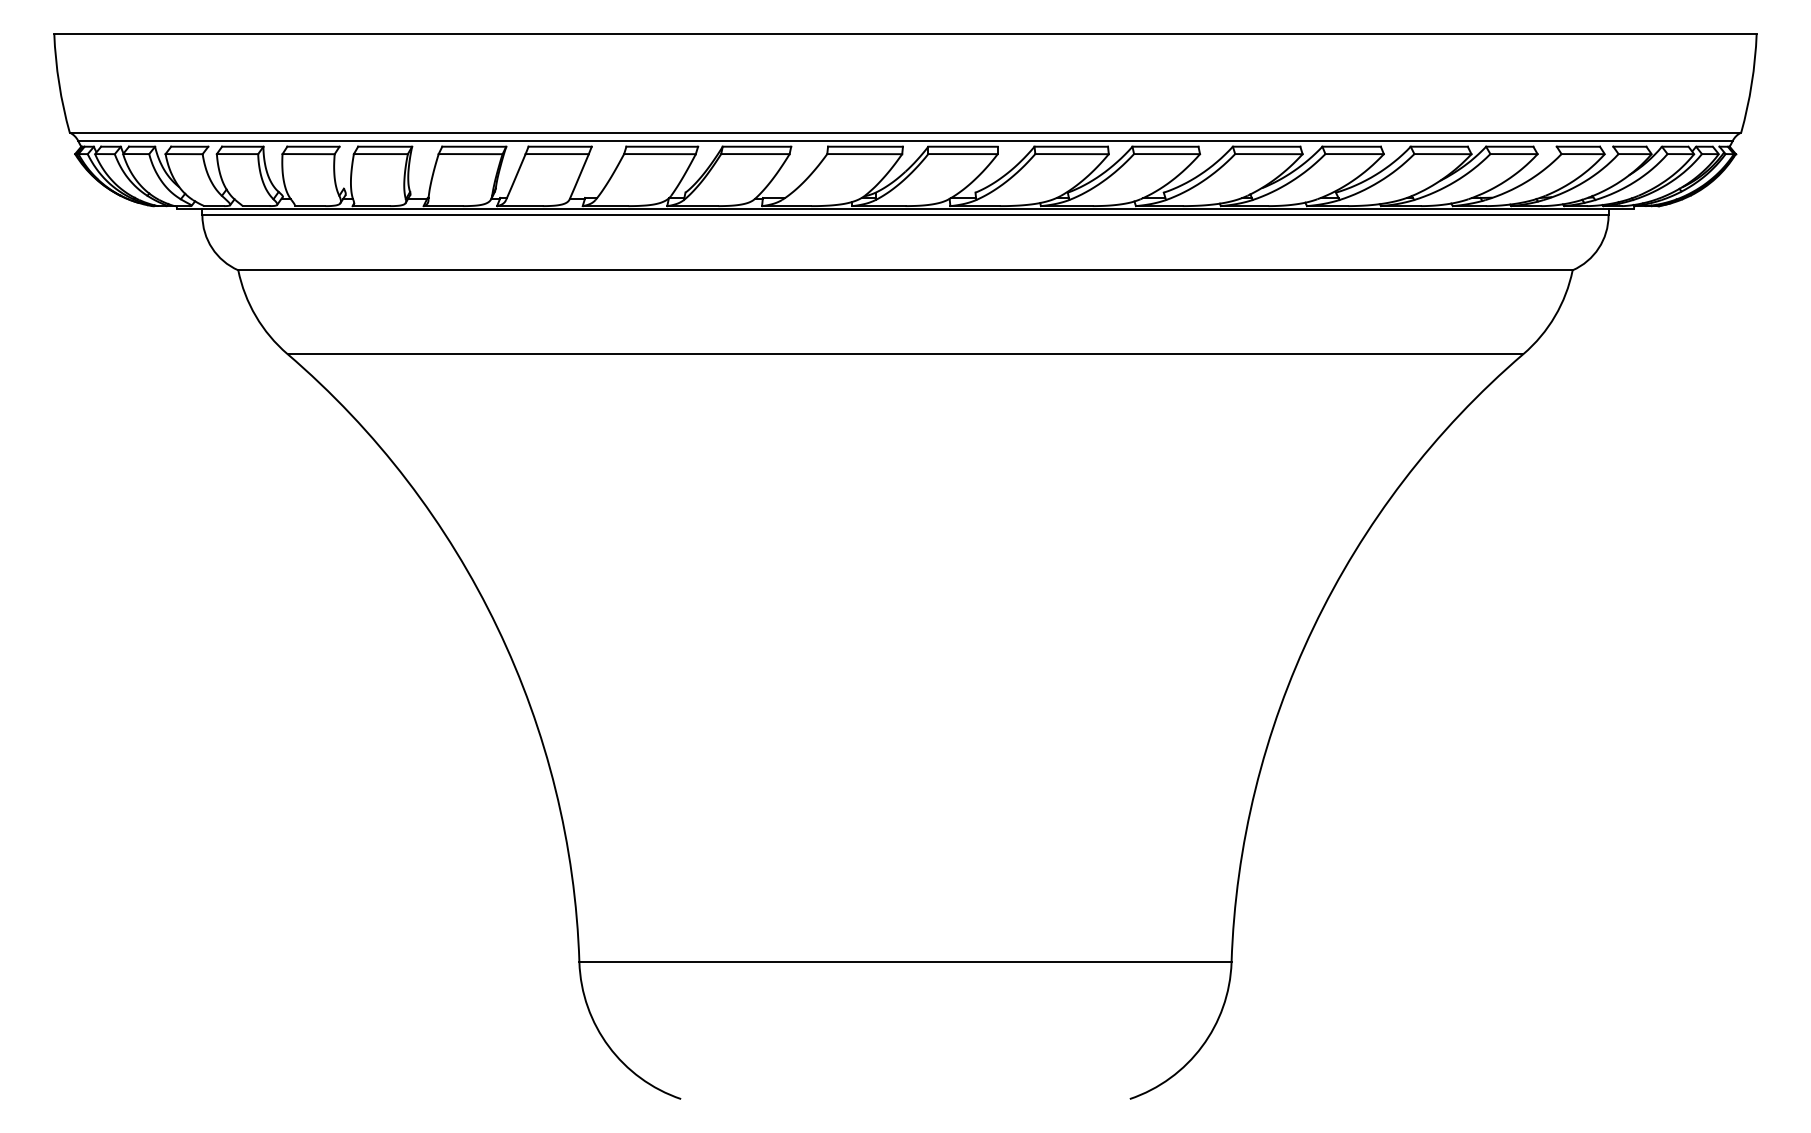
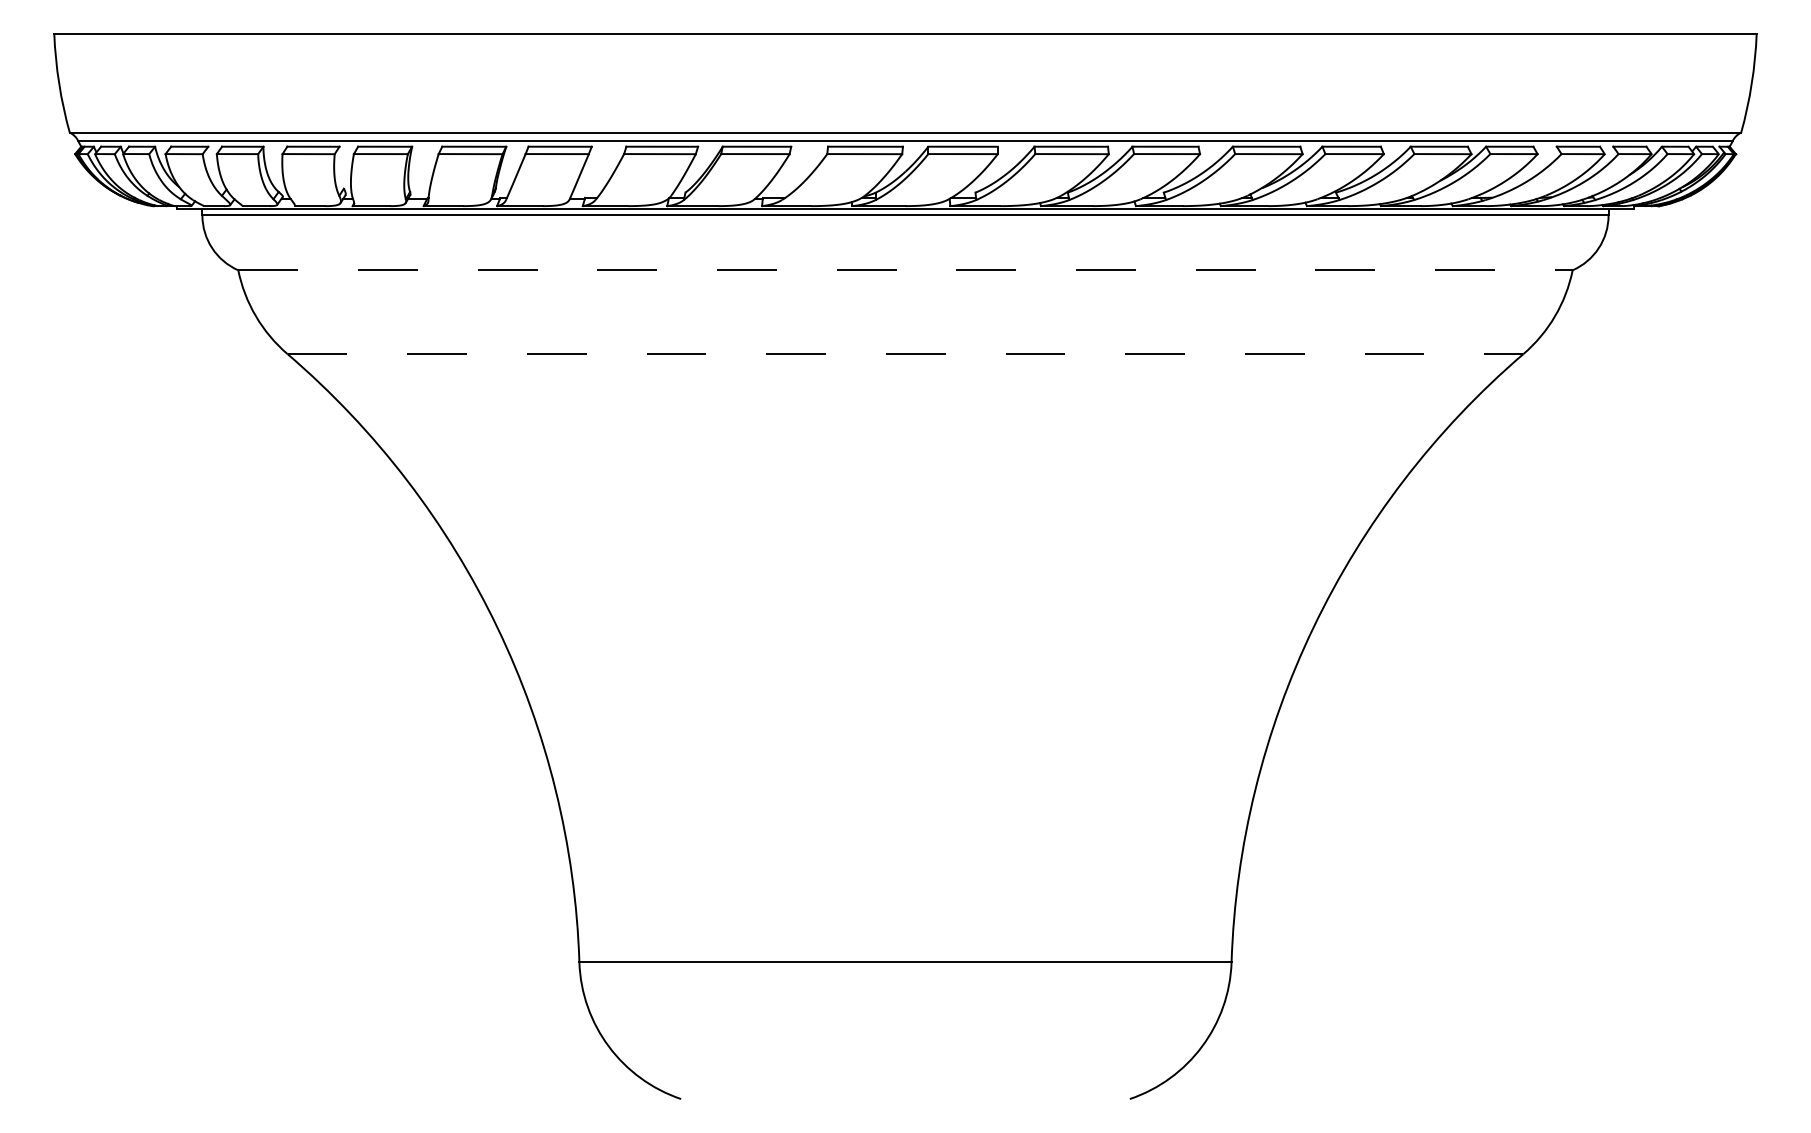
line: solid -> dashed (905, 270)
line: solid -> dashed (905, 354)
